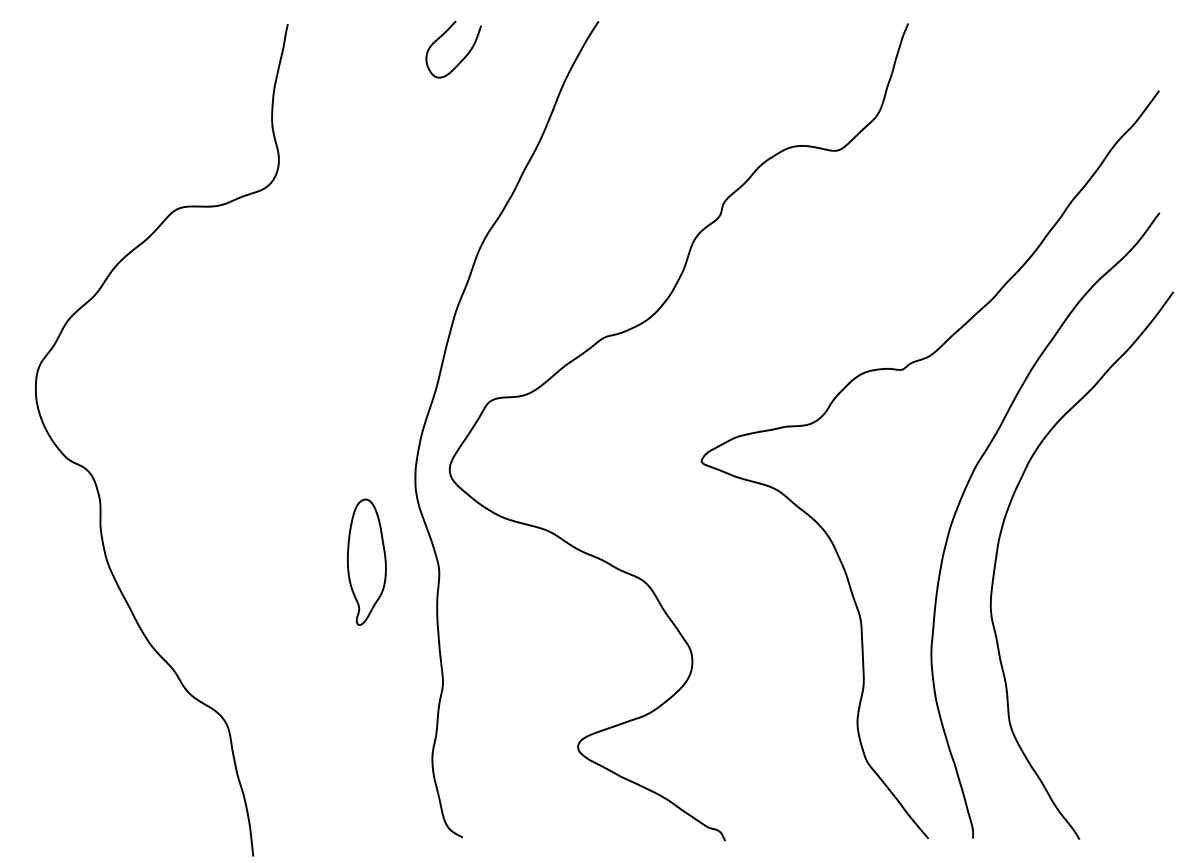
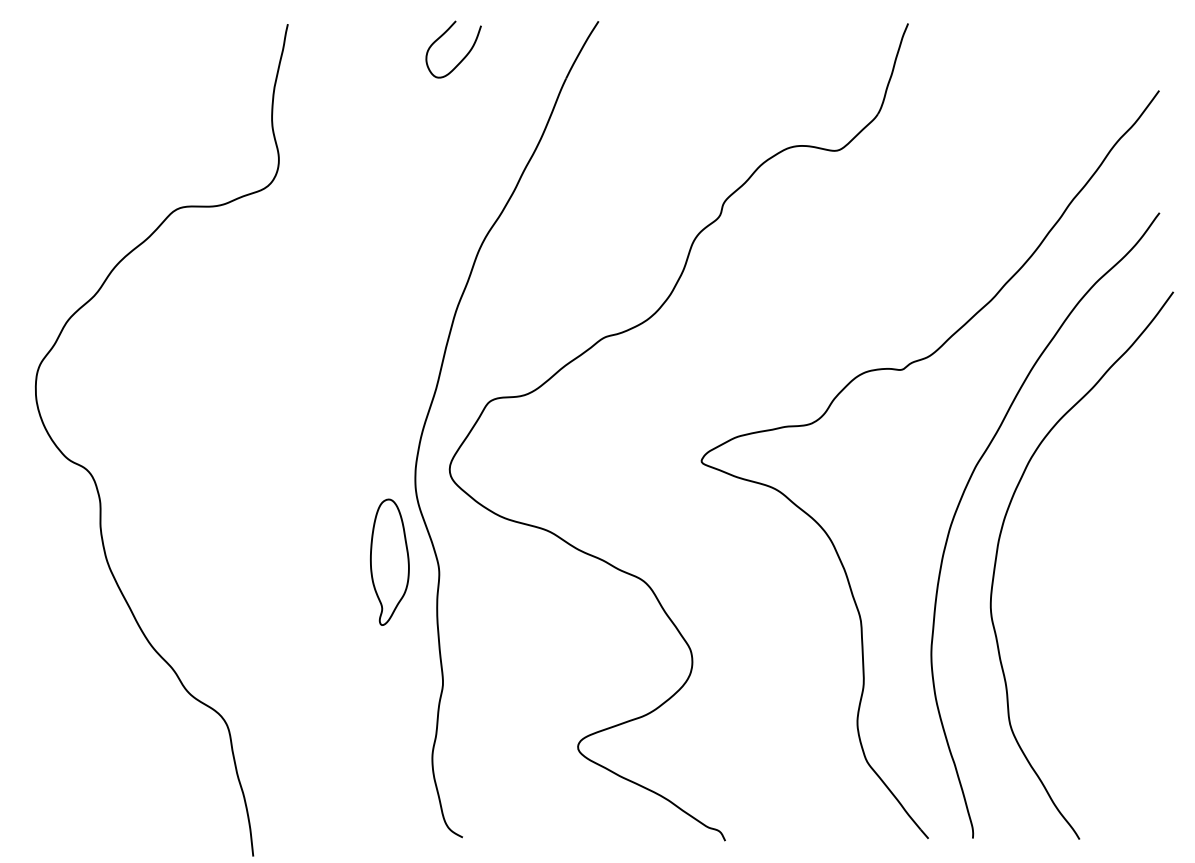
part position: (366, 561) -> (389, 561) (389, 561)
